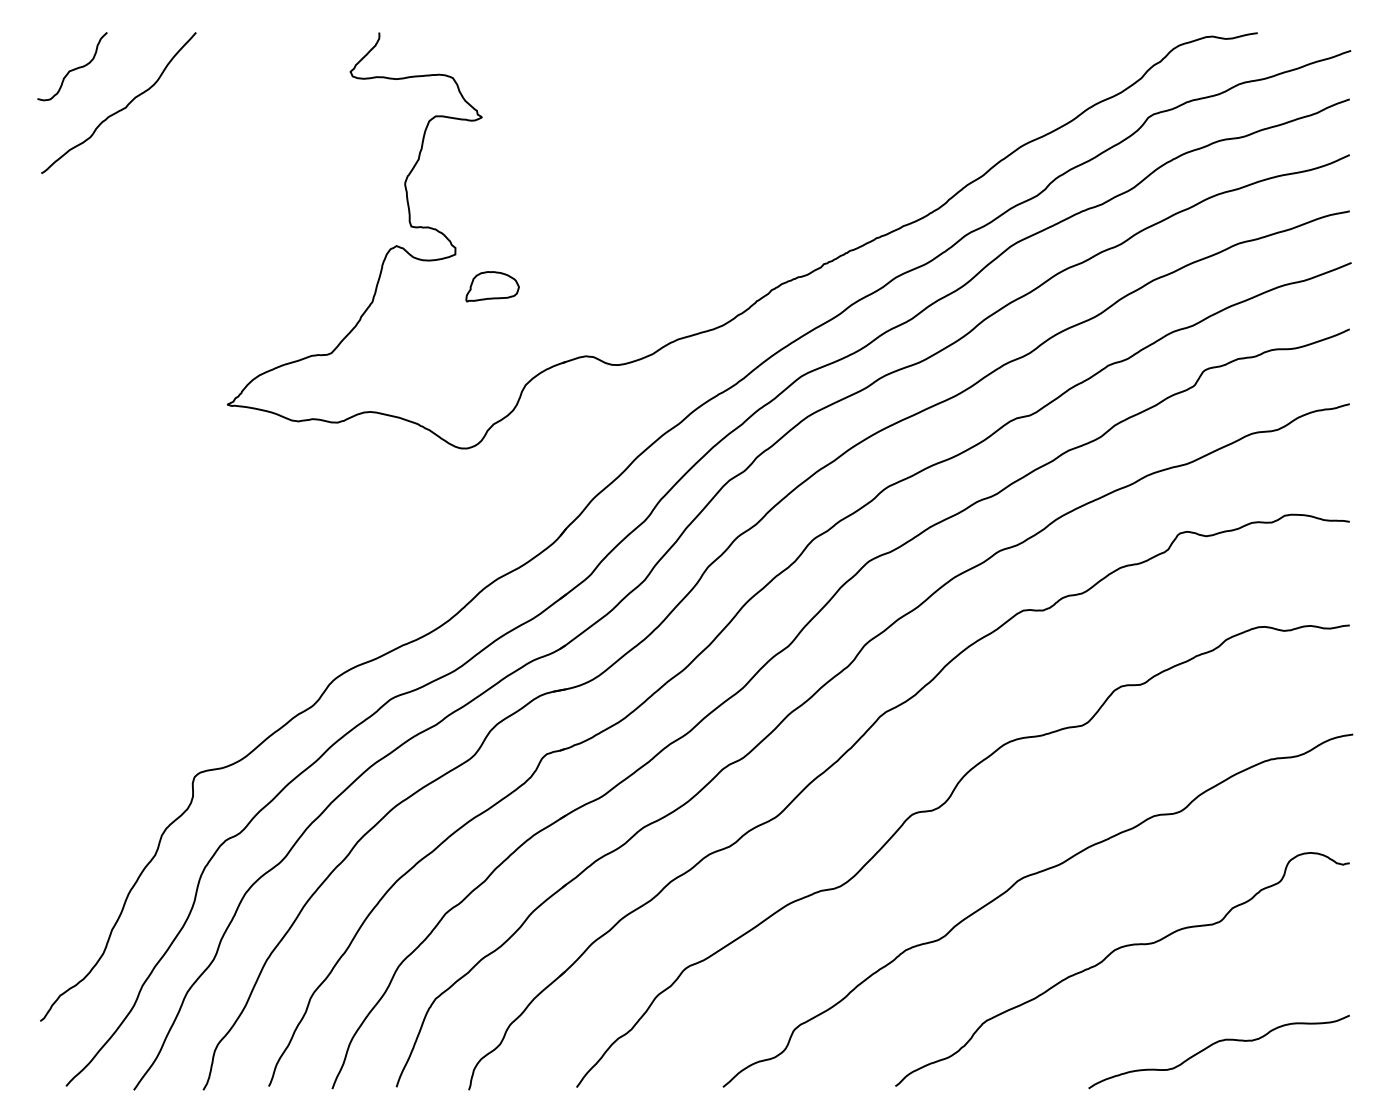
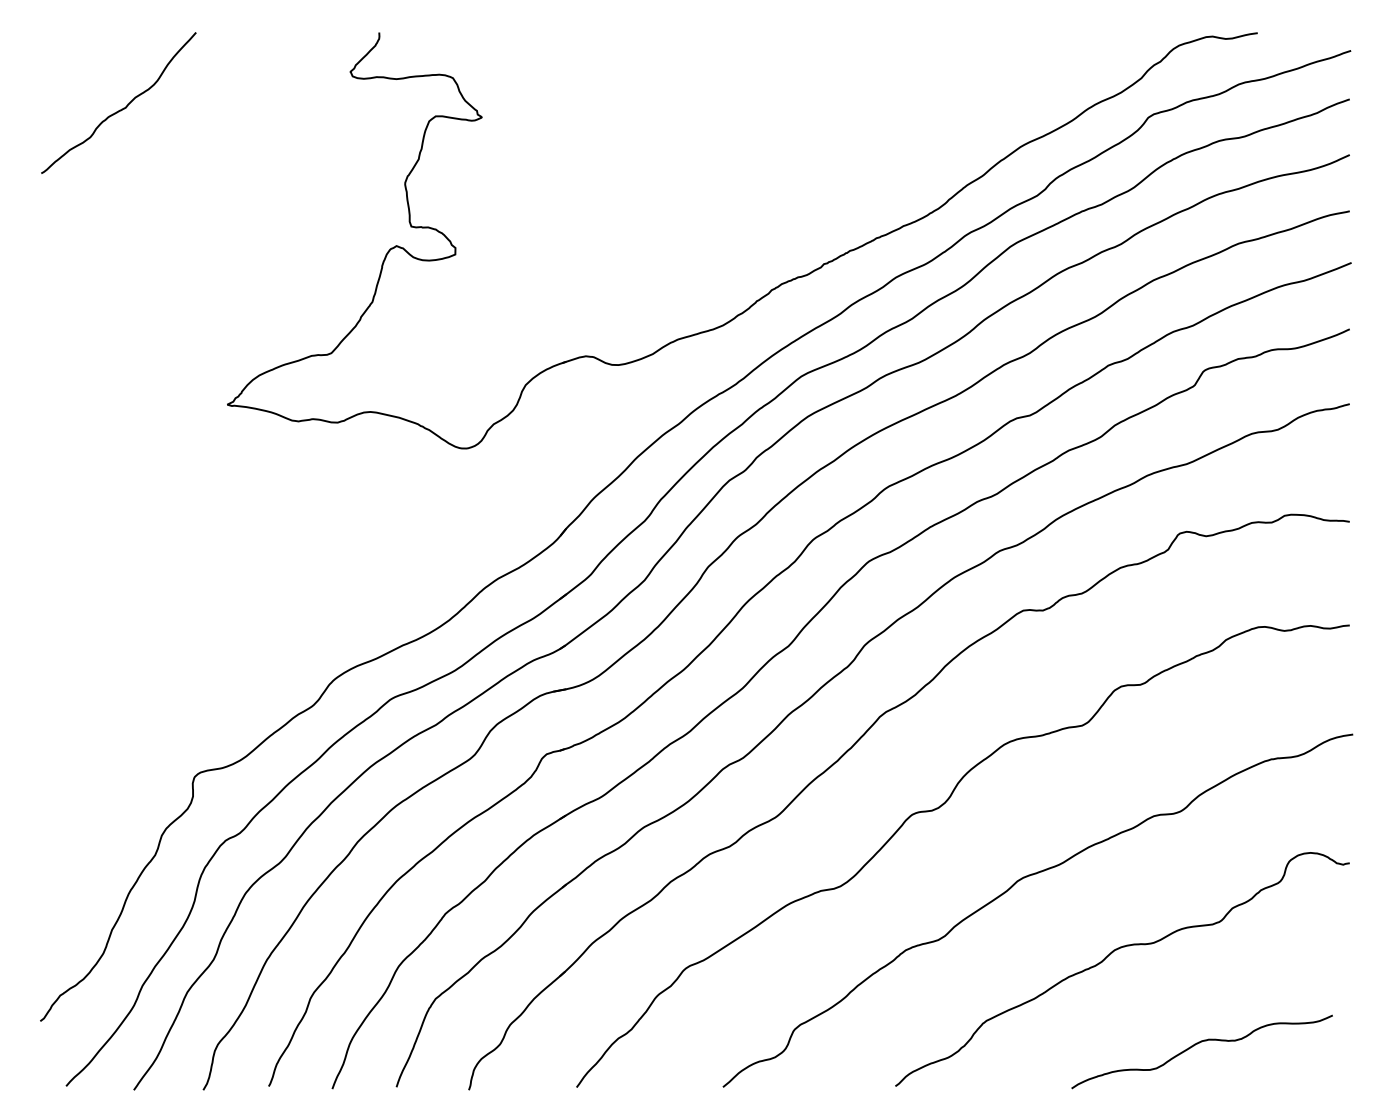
curve: present -> none (73, 68)
part: present -> none (492, 286)
curve position: (1214, 1044) -> (1197, 1044) (1197, 1044)
